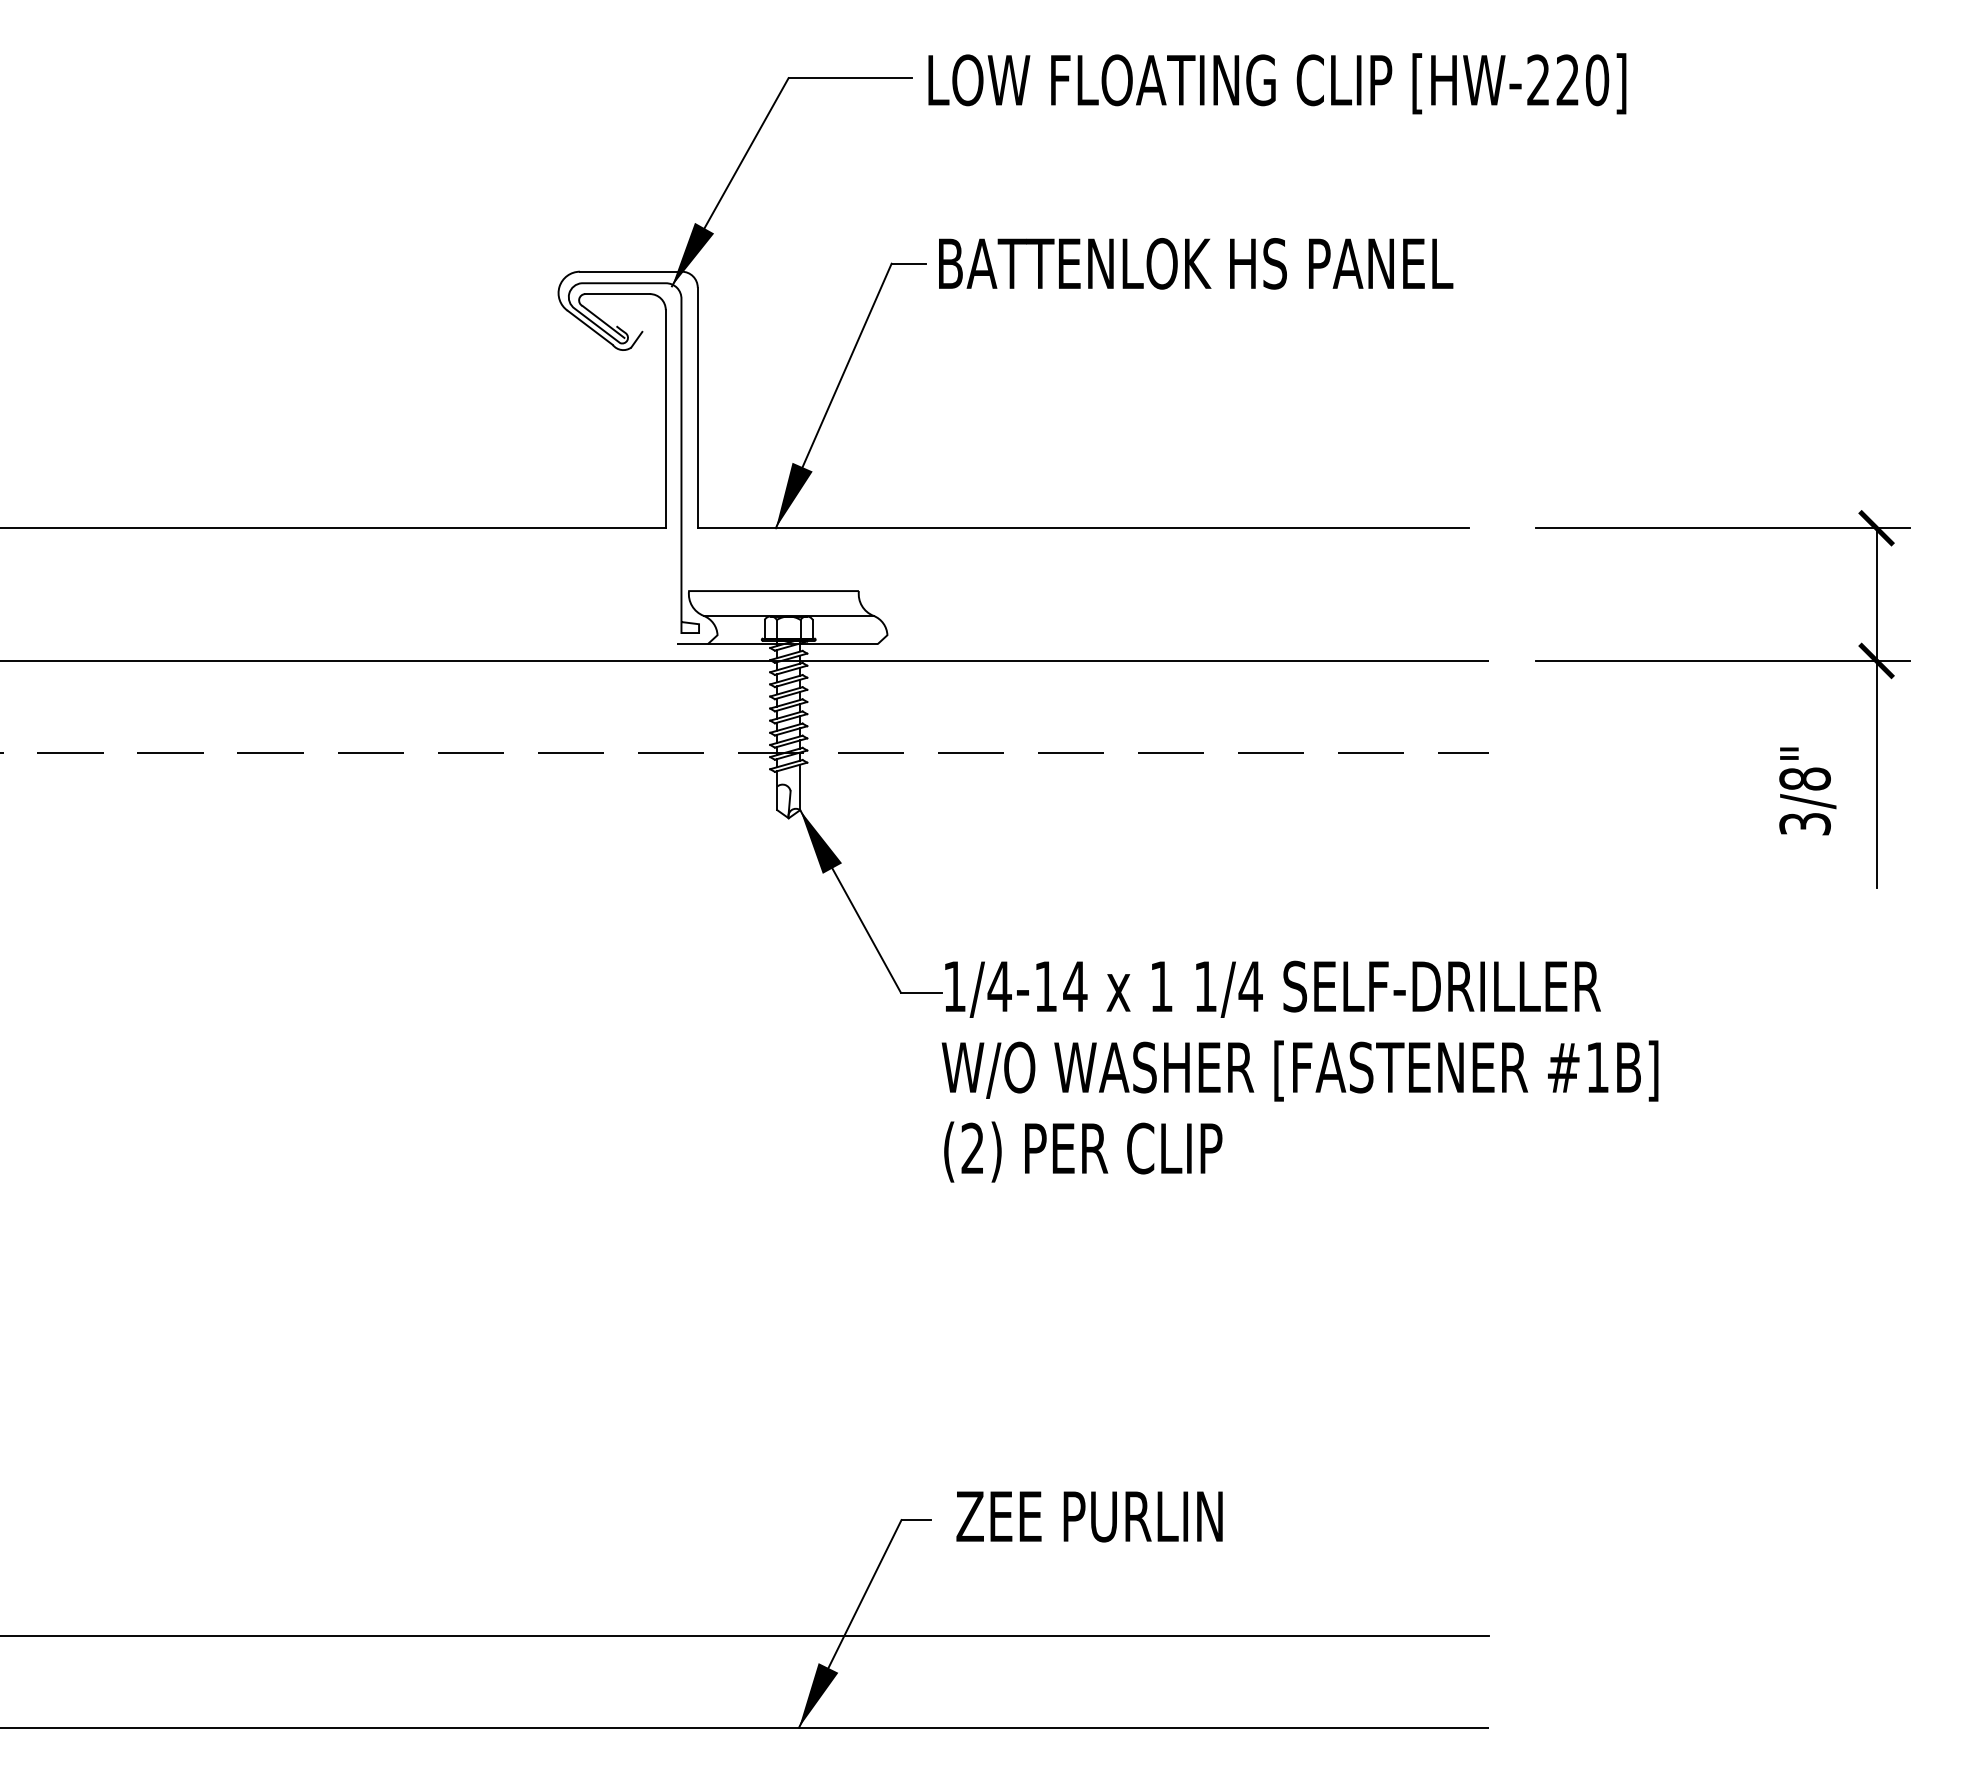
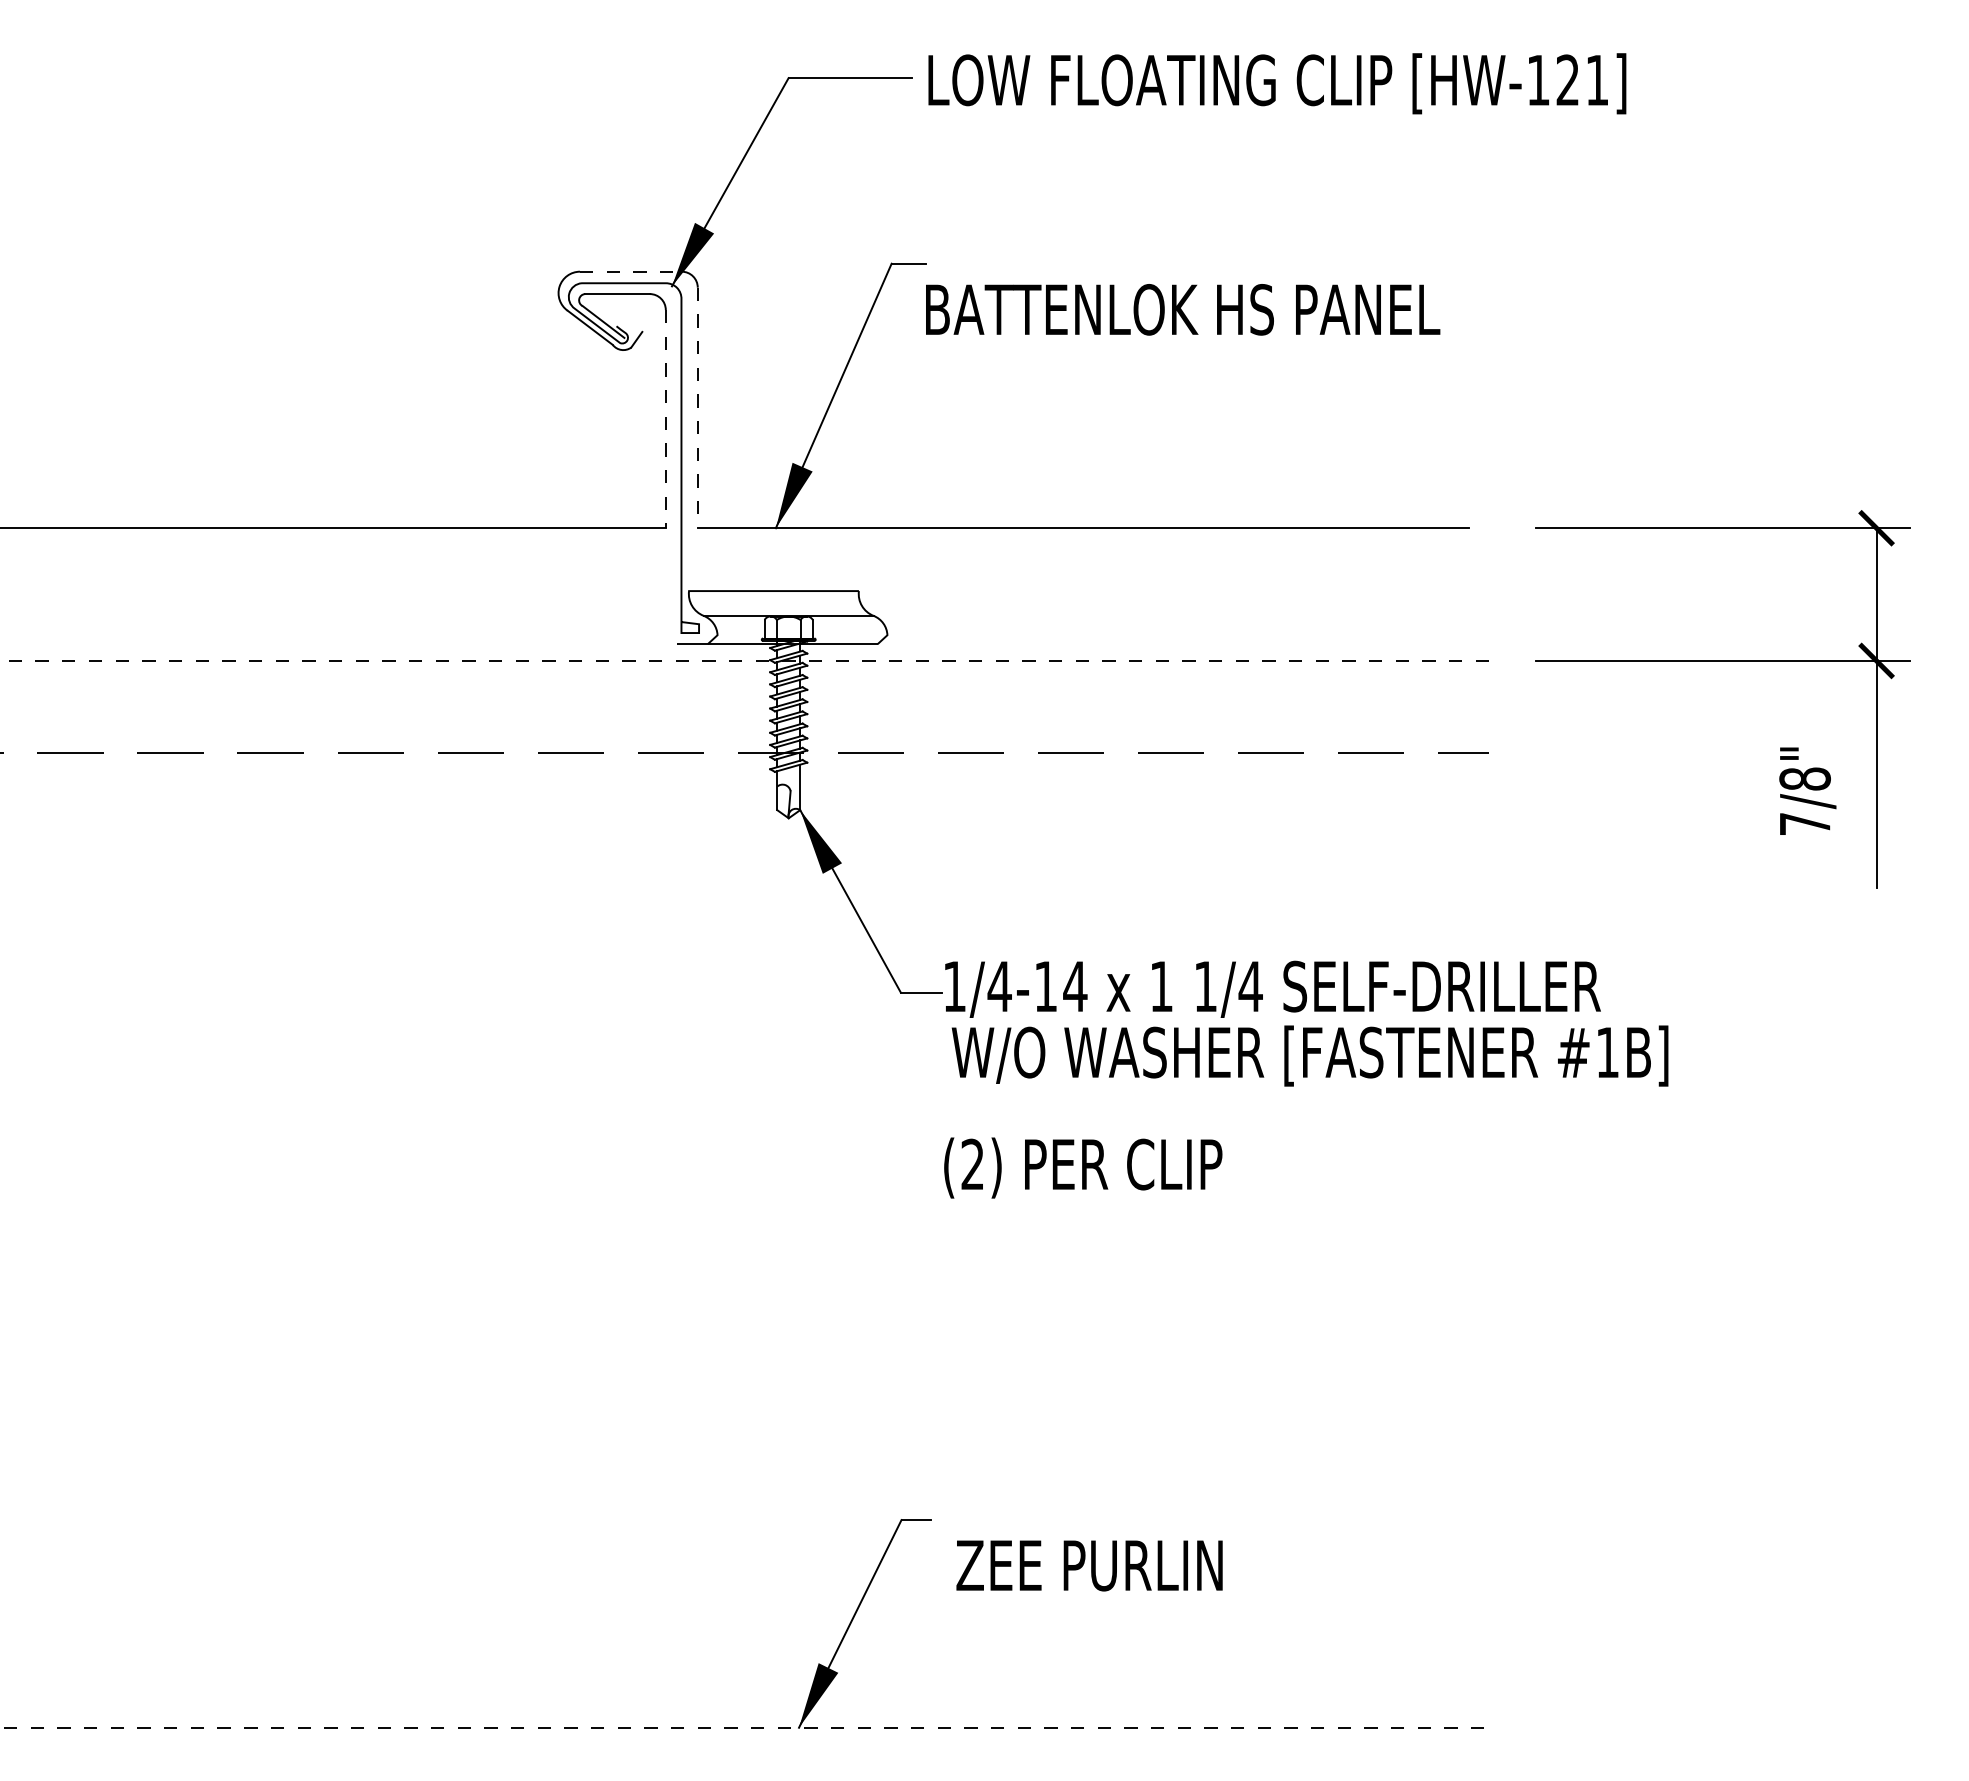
text: [HW-220] -> [HW-121] (1568, 80)
text position: (1196, 263) -> (1183, 309) (1183, 309)
line: solid -> dashed (630, 271)
line: solid -> dashed (697, 408)
line: solid -> dashed (665, 419)
line: solid -> dashed (744, 660)
text: 3/8" -> 7/8" (1804, 824)
text position: (1299, 1070) -> (1309, 1055) (1309, 1055)
text position: (1083, 1151) -> (1083, 1167) (1083, 1167)
text position: (1089, 1516) -> (1089, 1565) (1089, 1565)
line: present -> none (745, 1635)
line: solid -> dashed (745, 1727)
